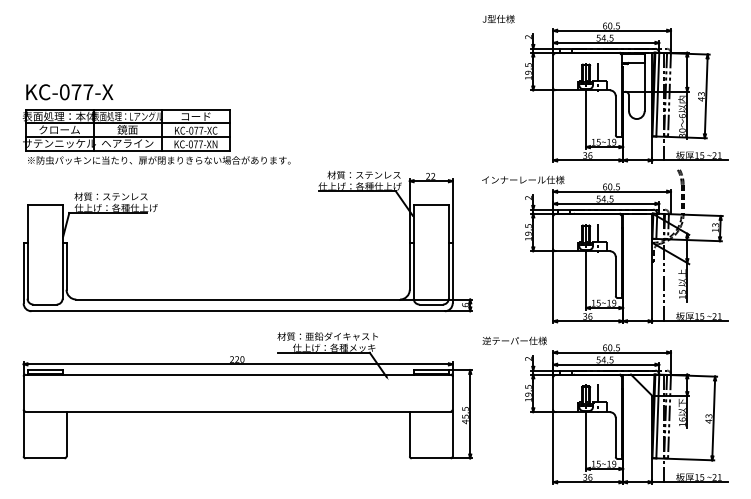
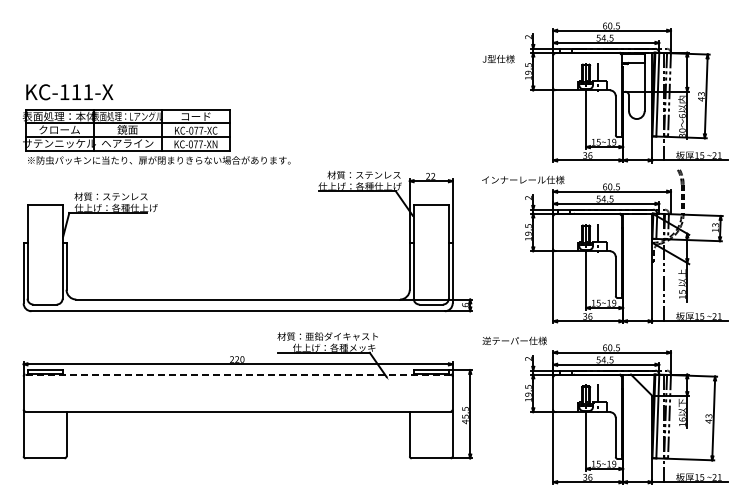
text position: (498, 19) -> (498, 59) (498, 59)
text: KC-077-X -> KC-111-X (76, 92)
line: solid -> dashed (238, 374)
